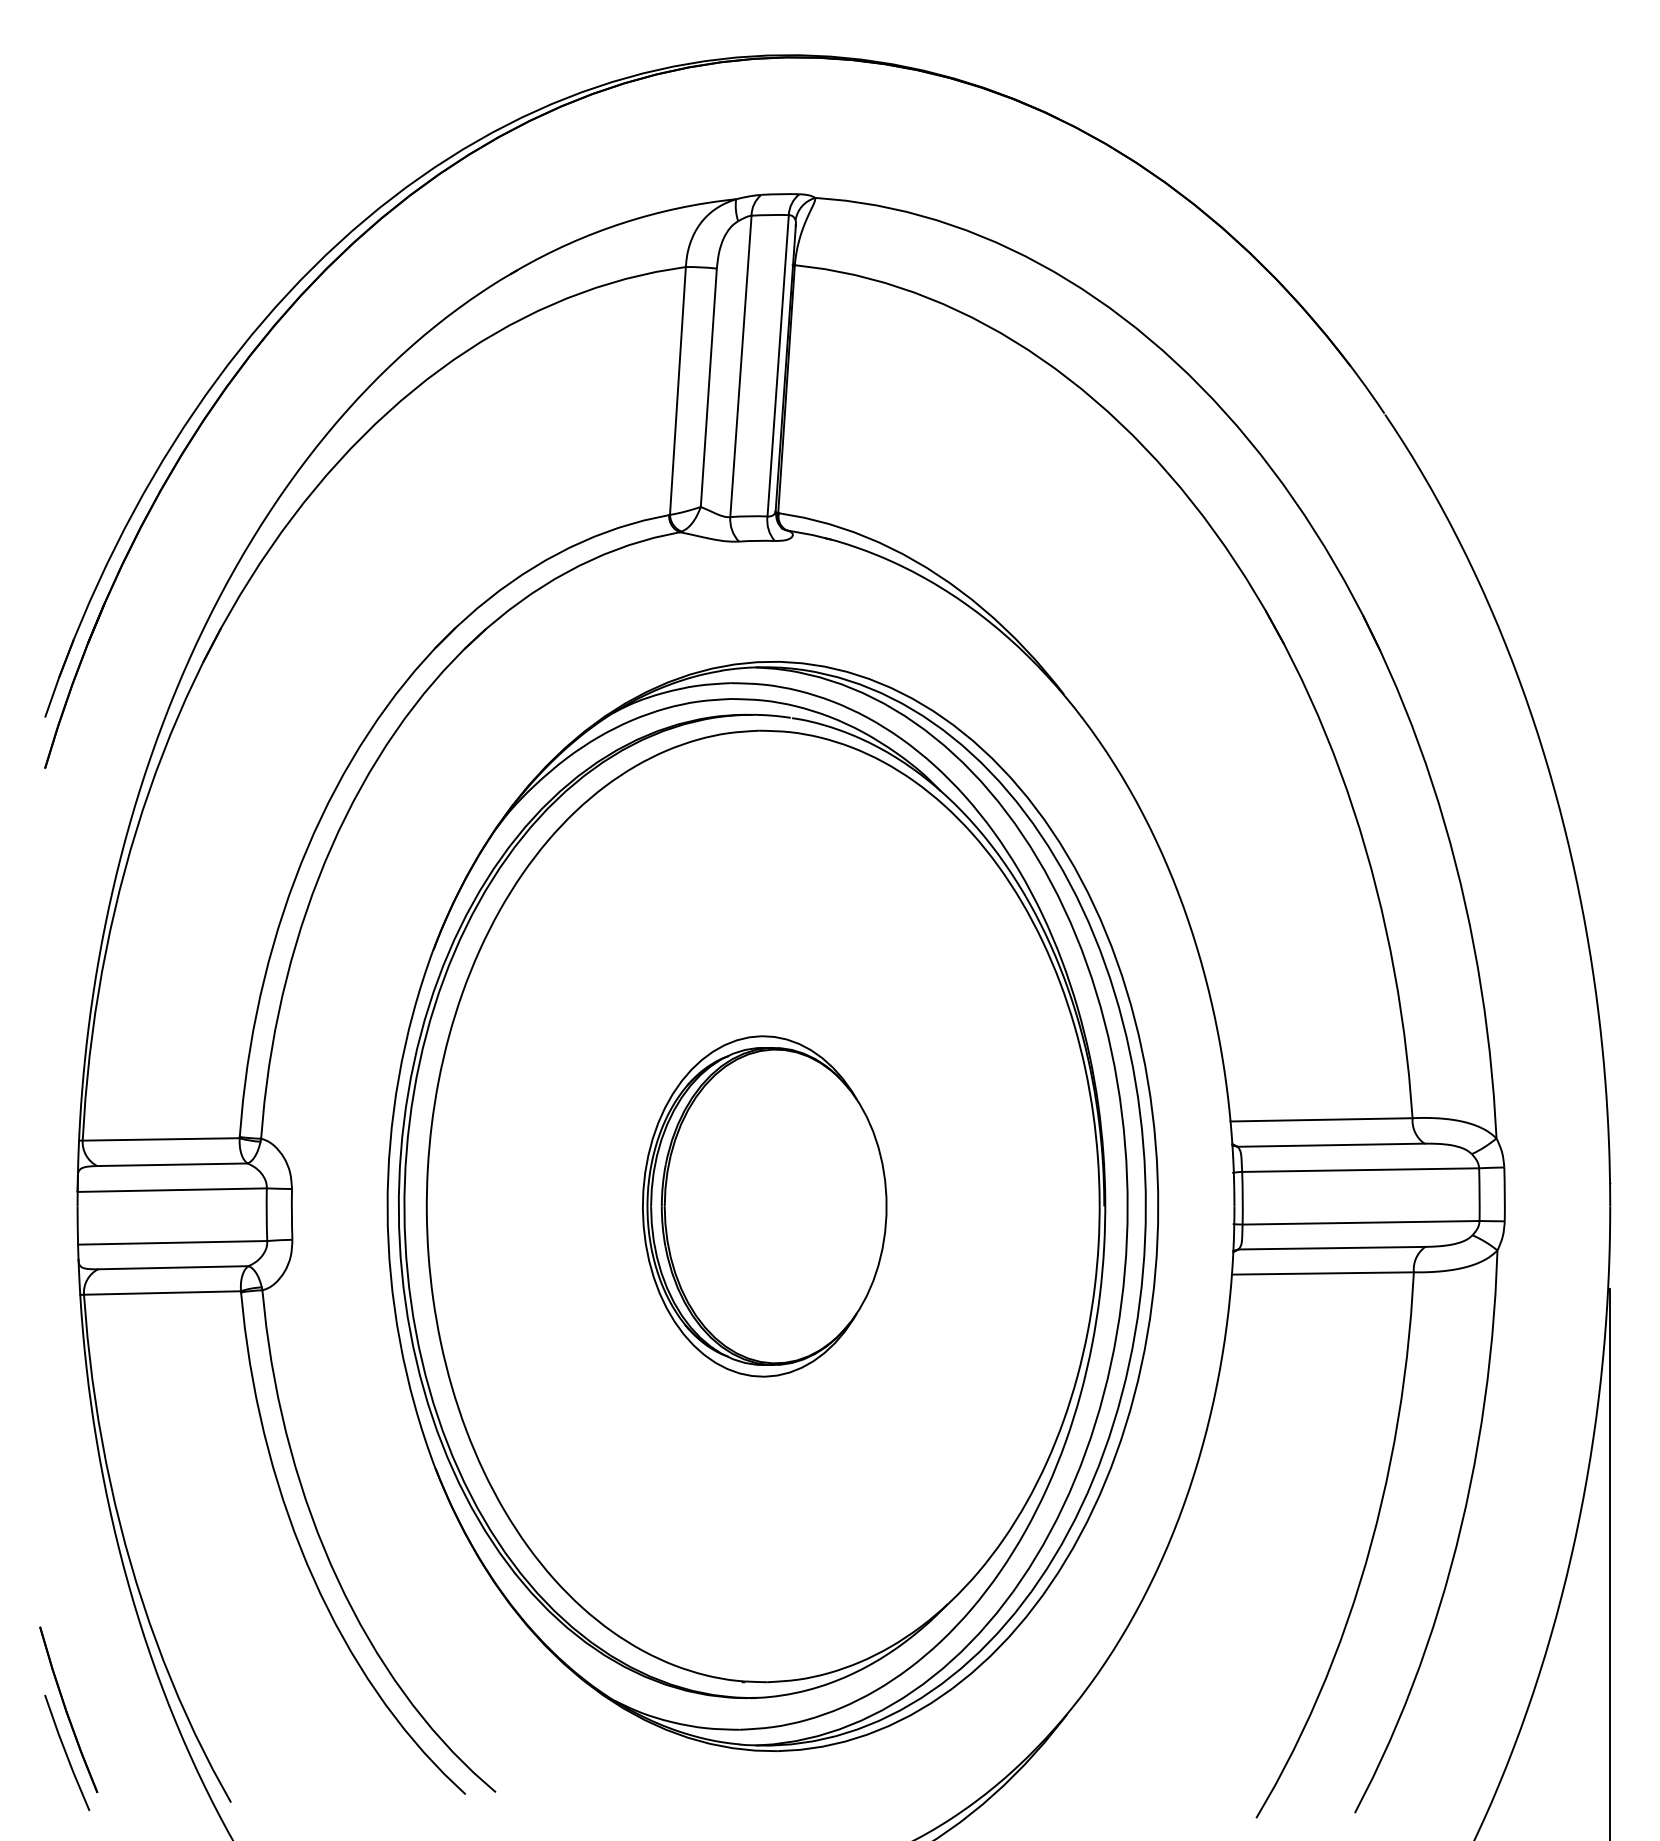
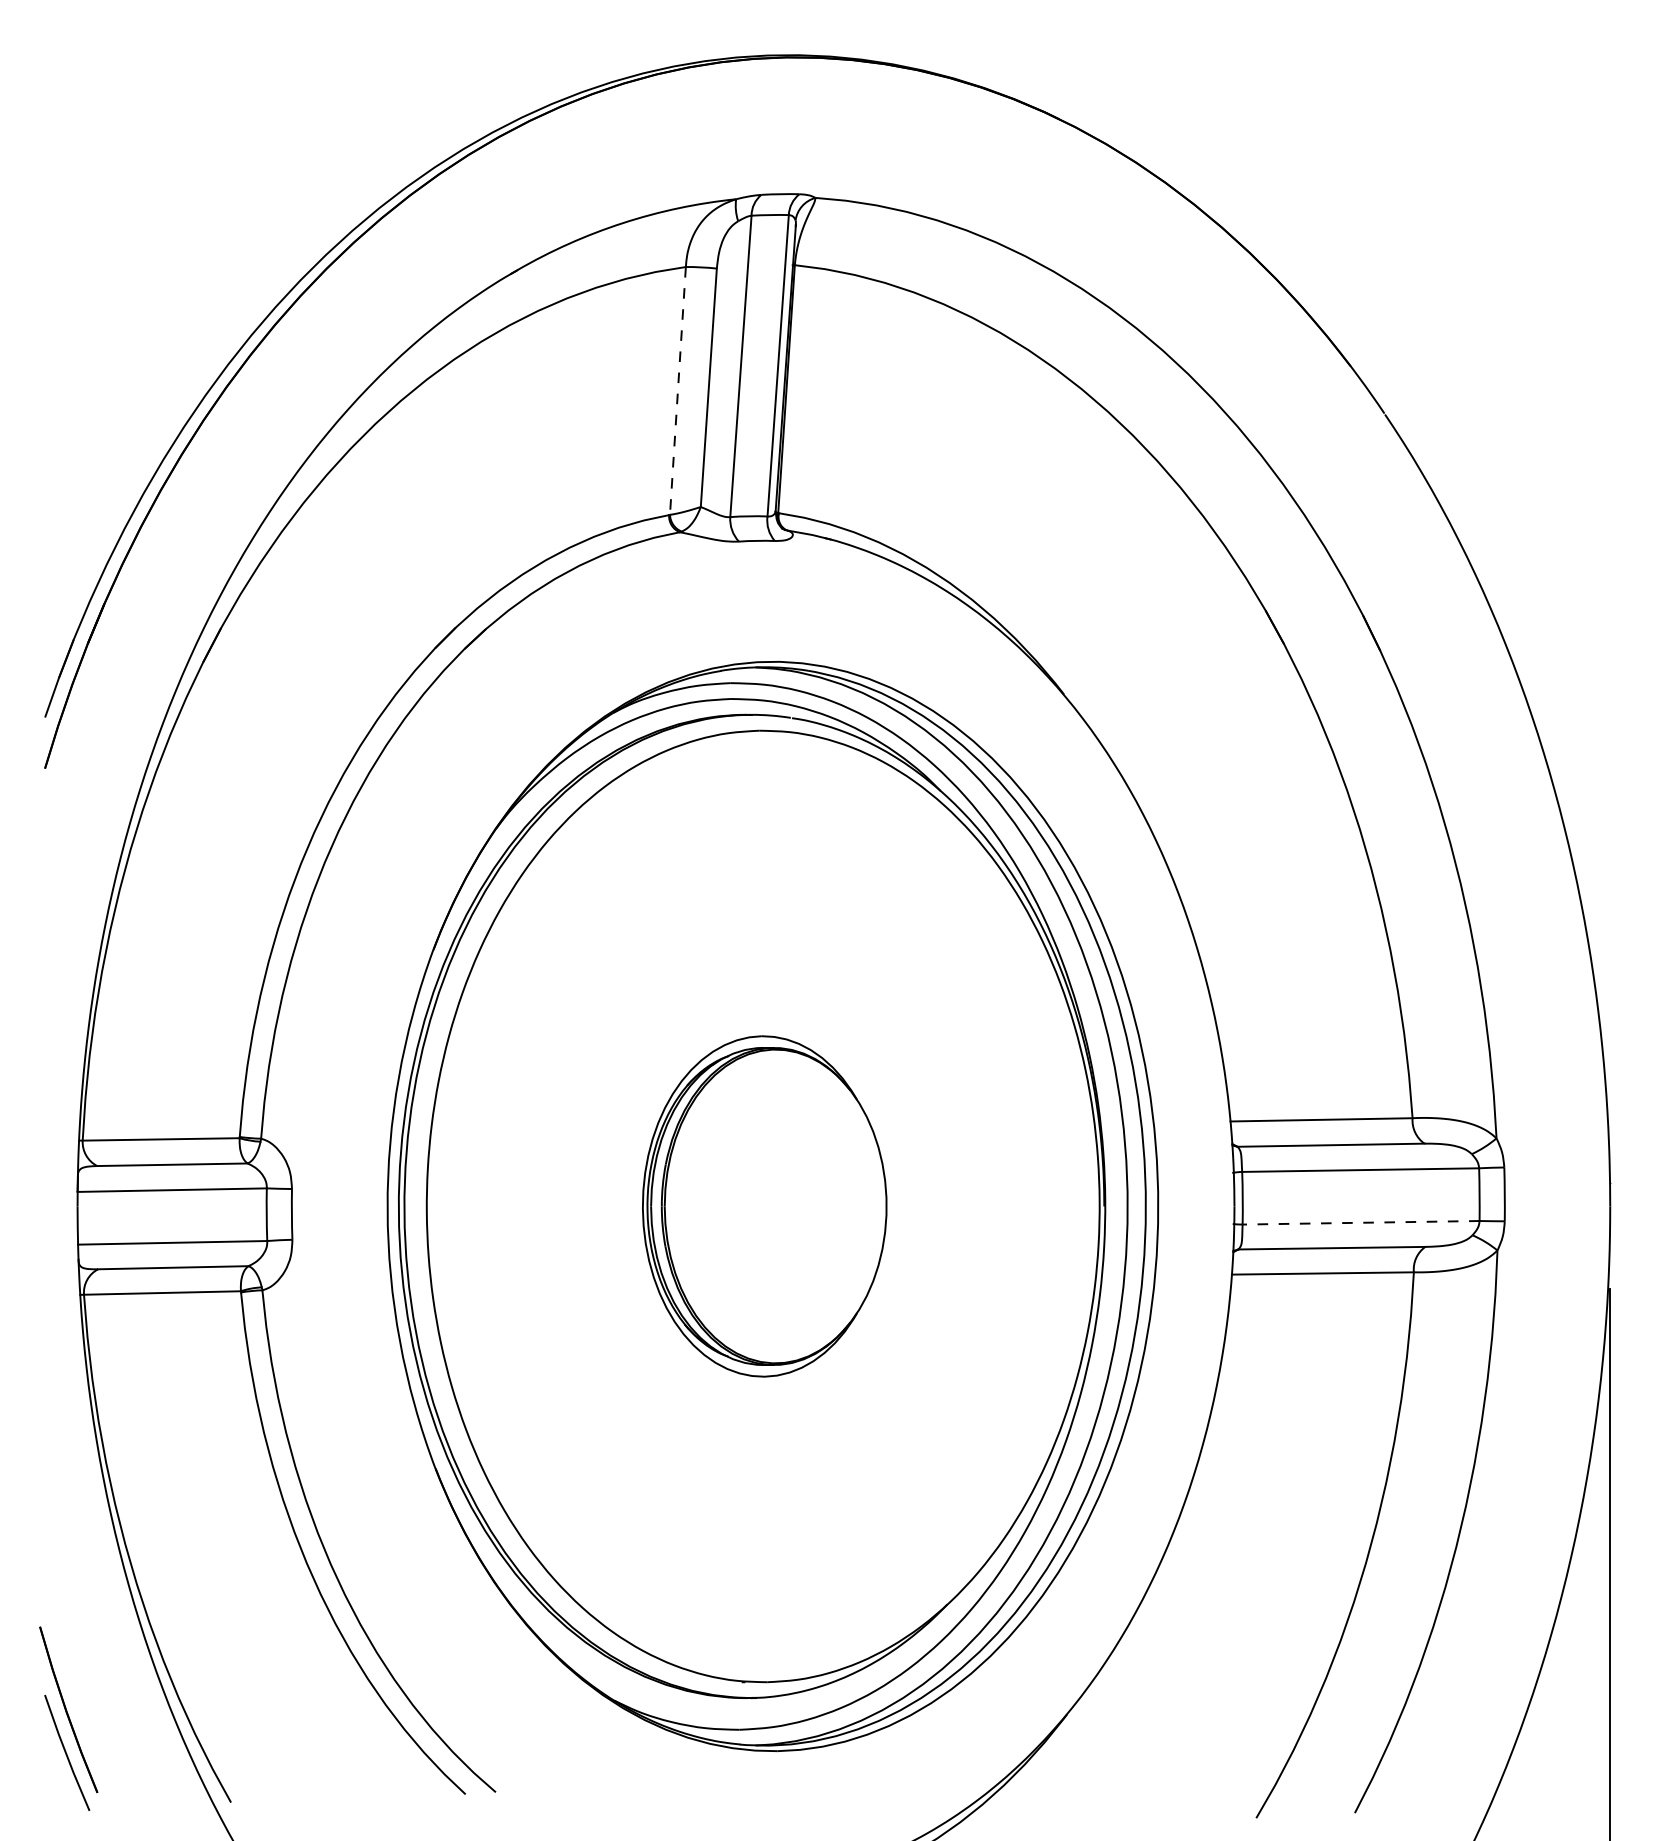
line: solid -> dashed (677, 391)
line: solid -> dashed (1360, 1222)
